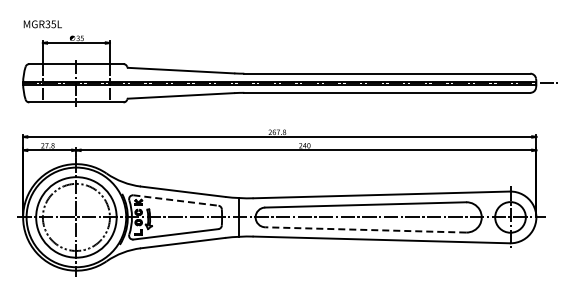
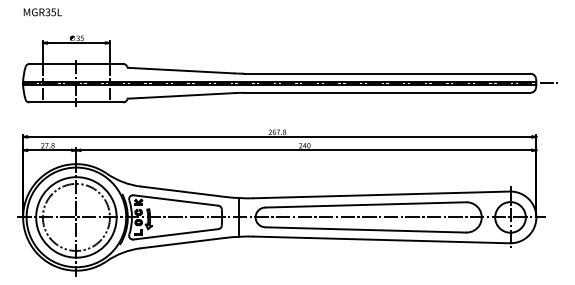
text position: (42, 24) -> (42, 12) (42, 12)
line: dashed -> solid (175, 200)
line: dashed -> solid (365, 229)
